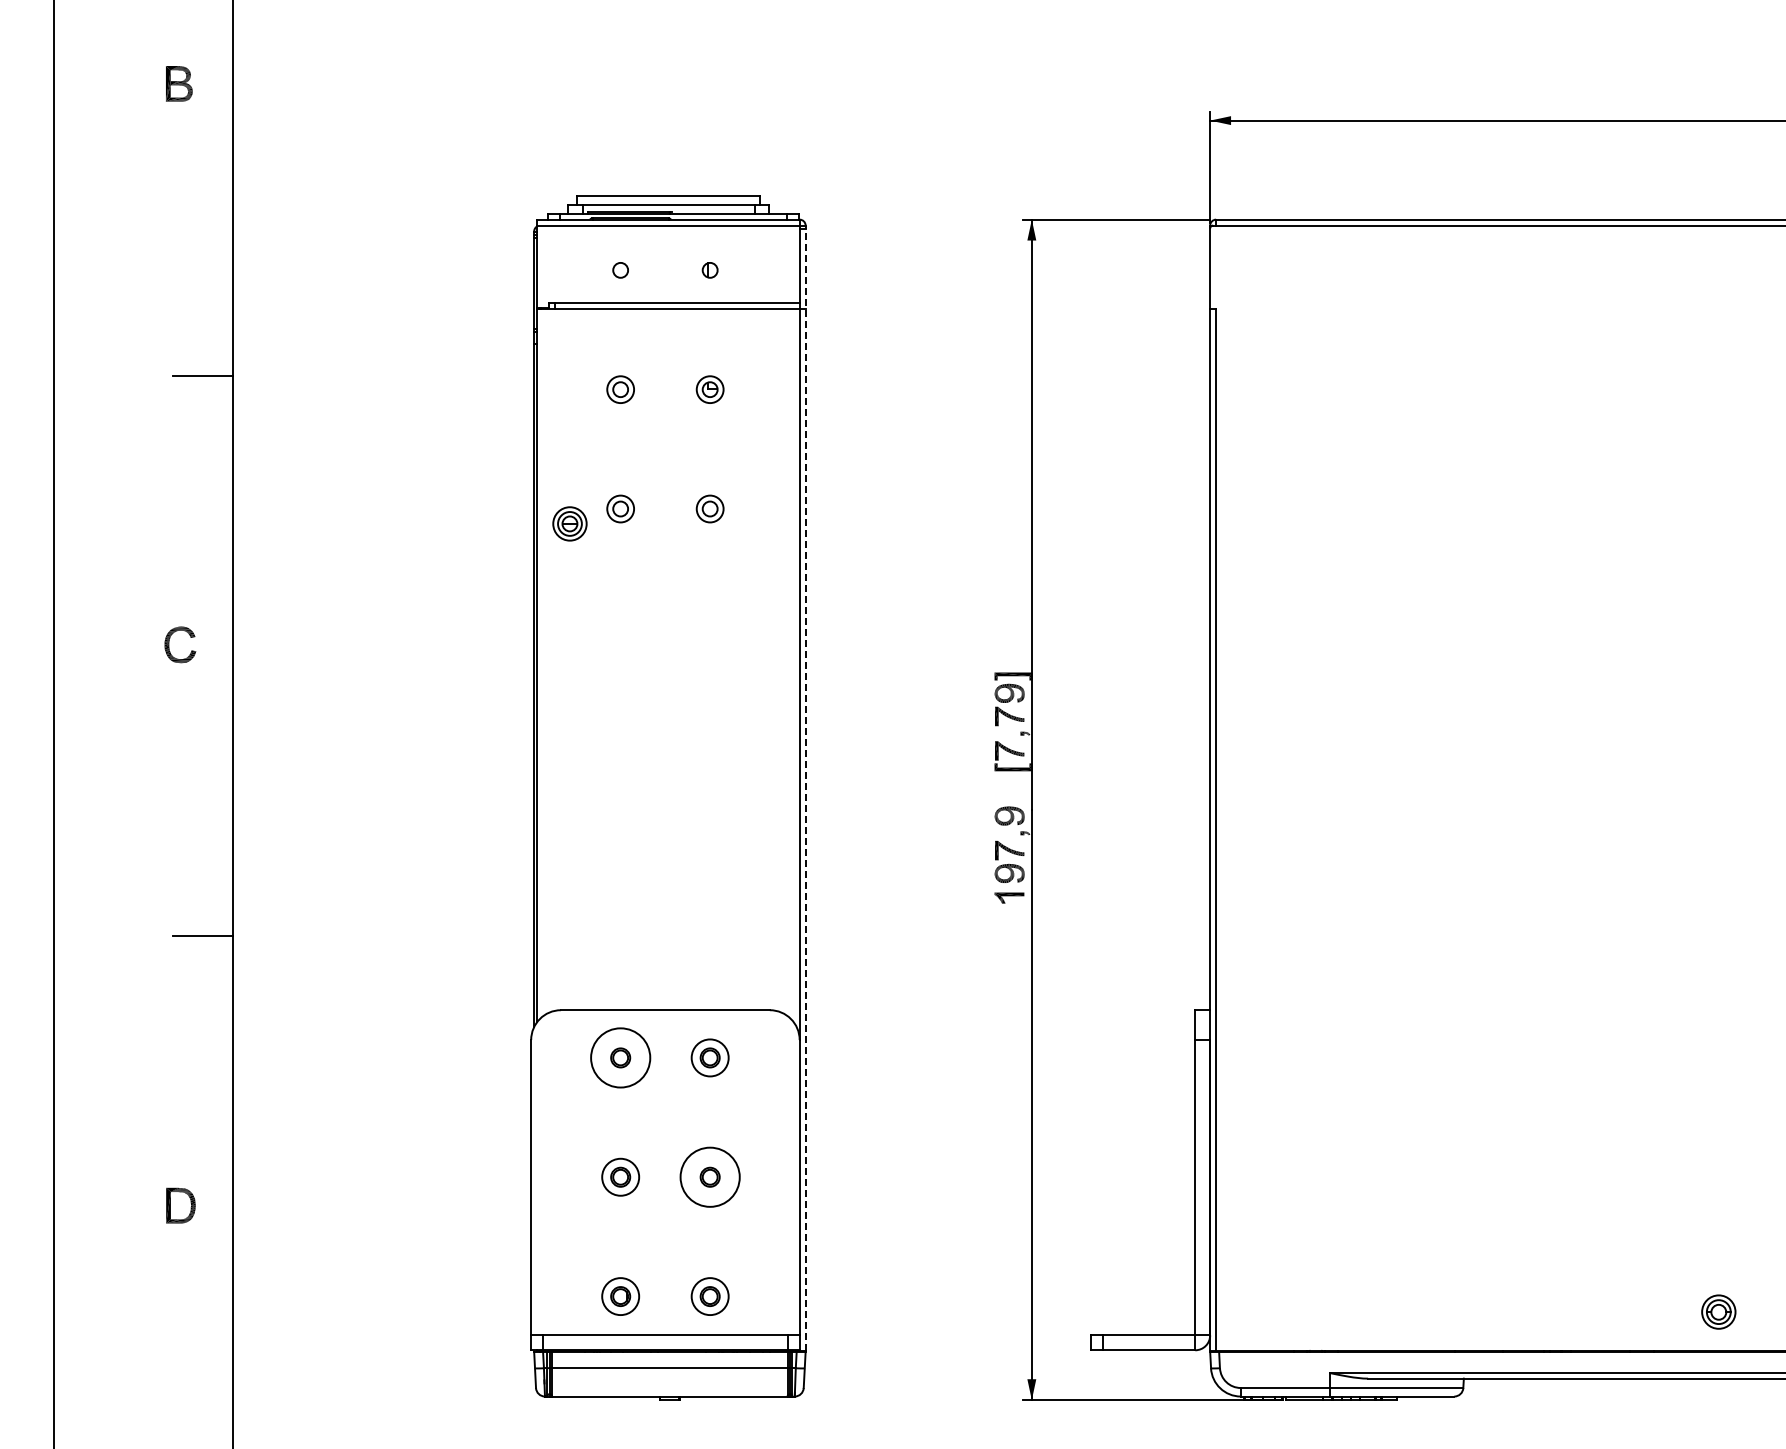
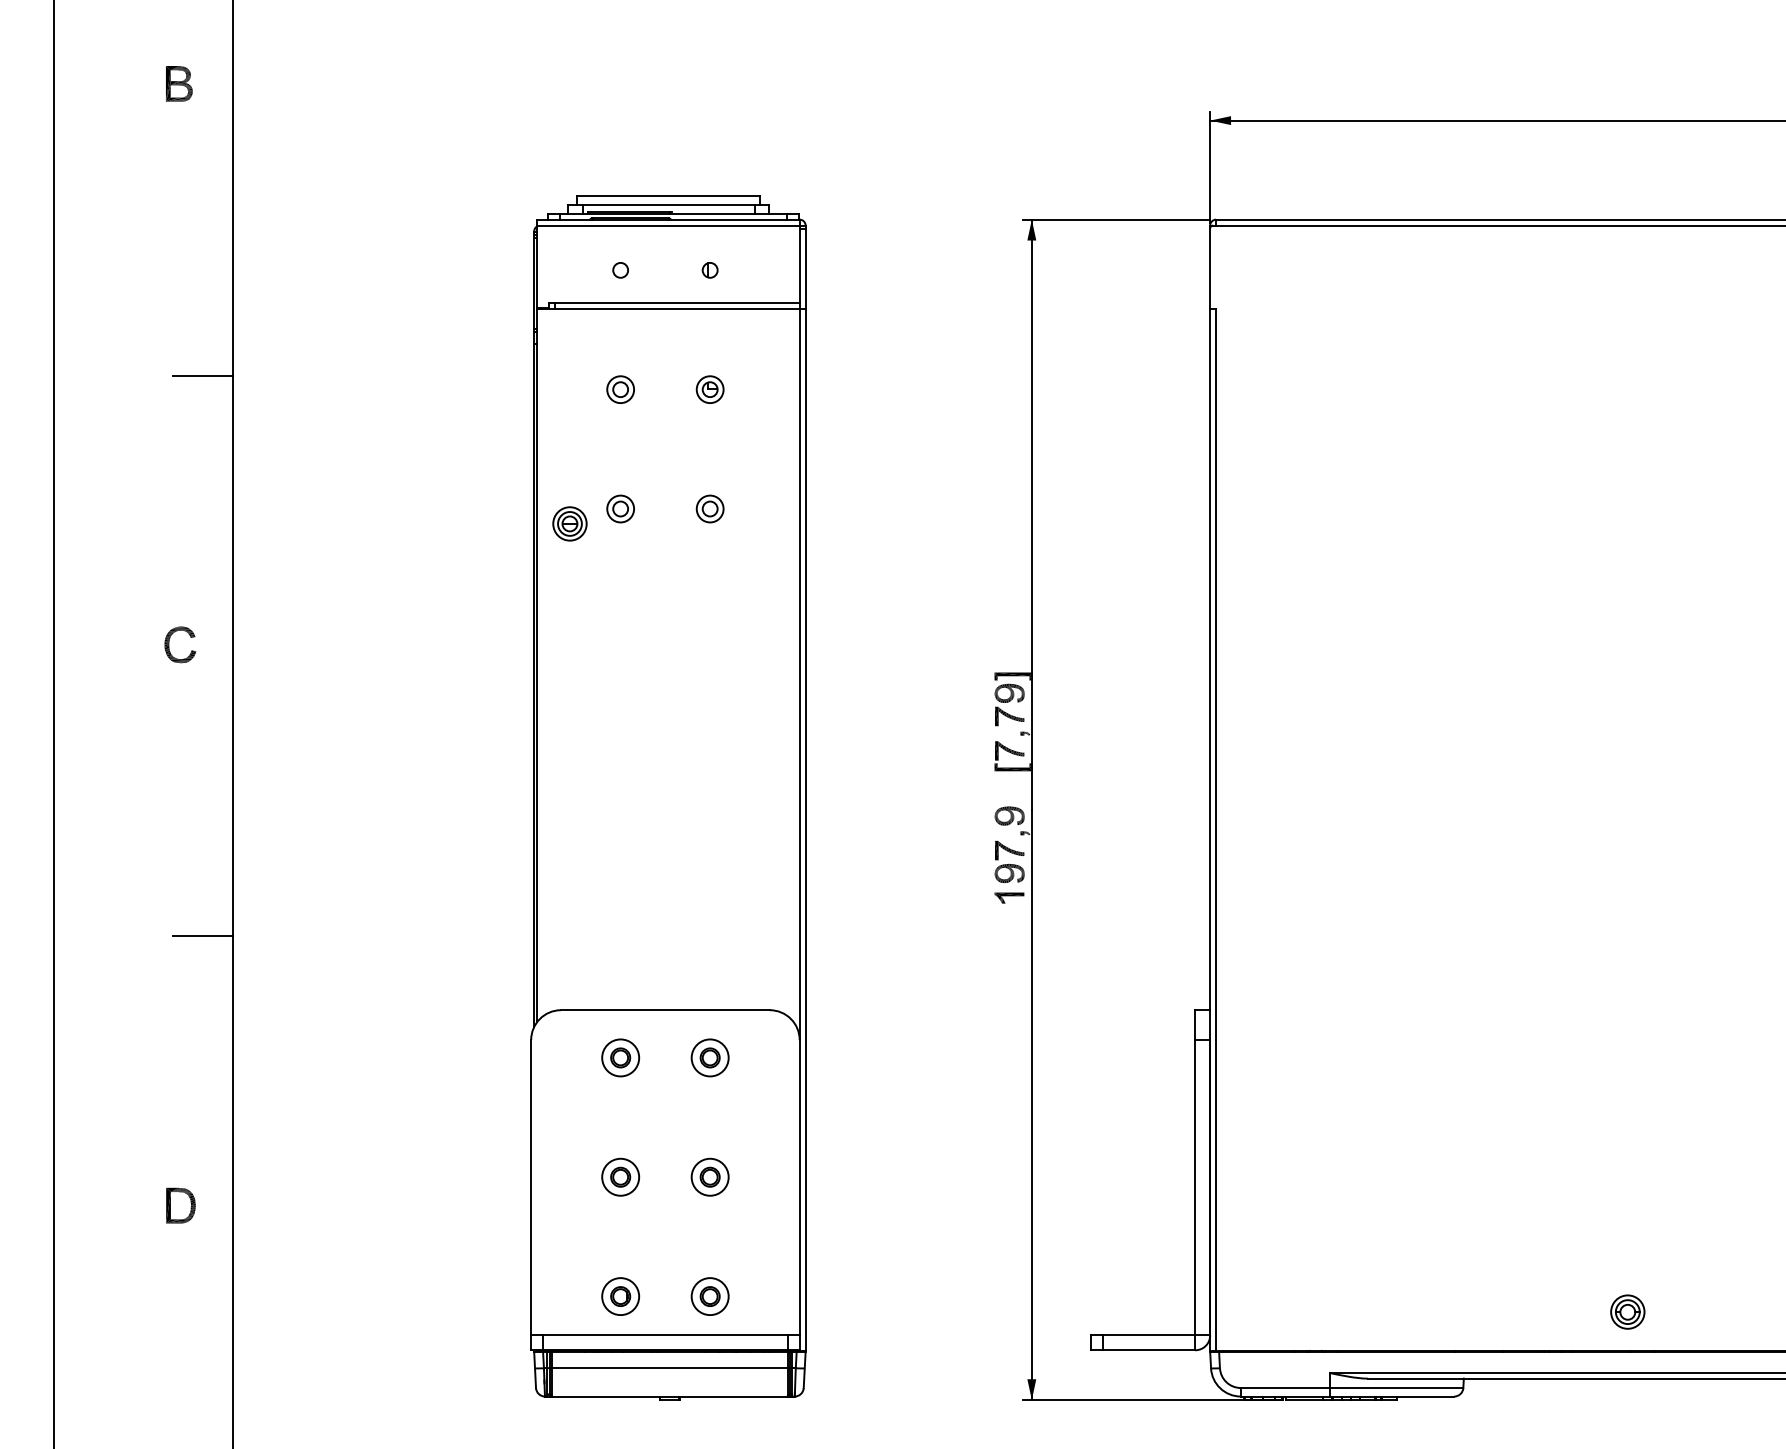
line: dashed -> solid (805, 788)
circle diameter: 59 px -> 37 px (620, 1057)
circle diameter: 59 px -> 37 px (709, 1176)
part position: (1718, 1311) -> (1627, 1311) (1627, 1311)
